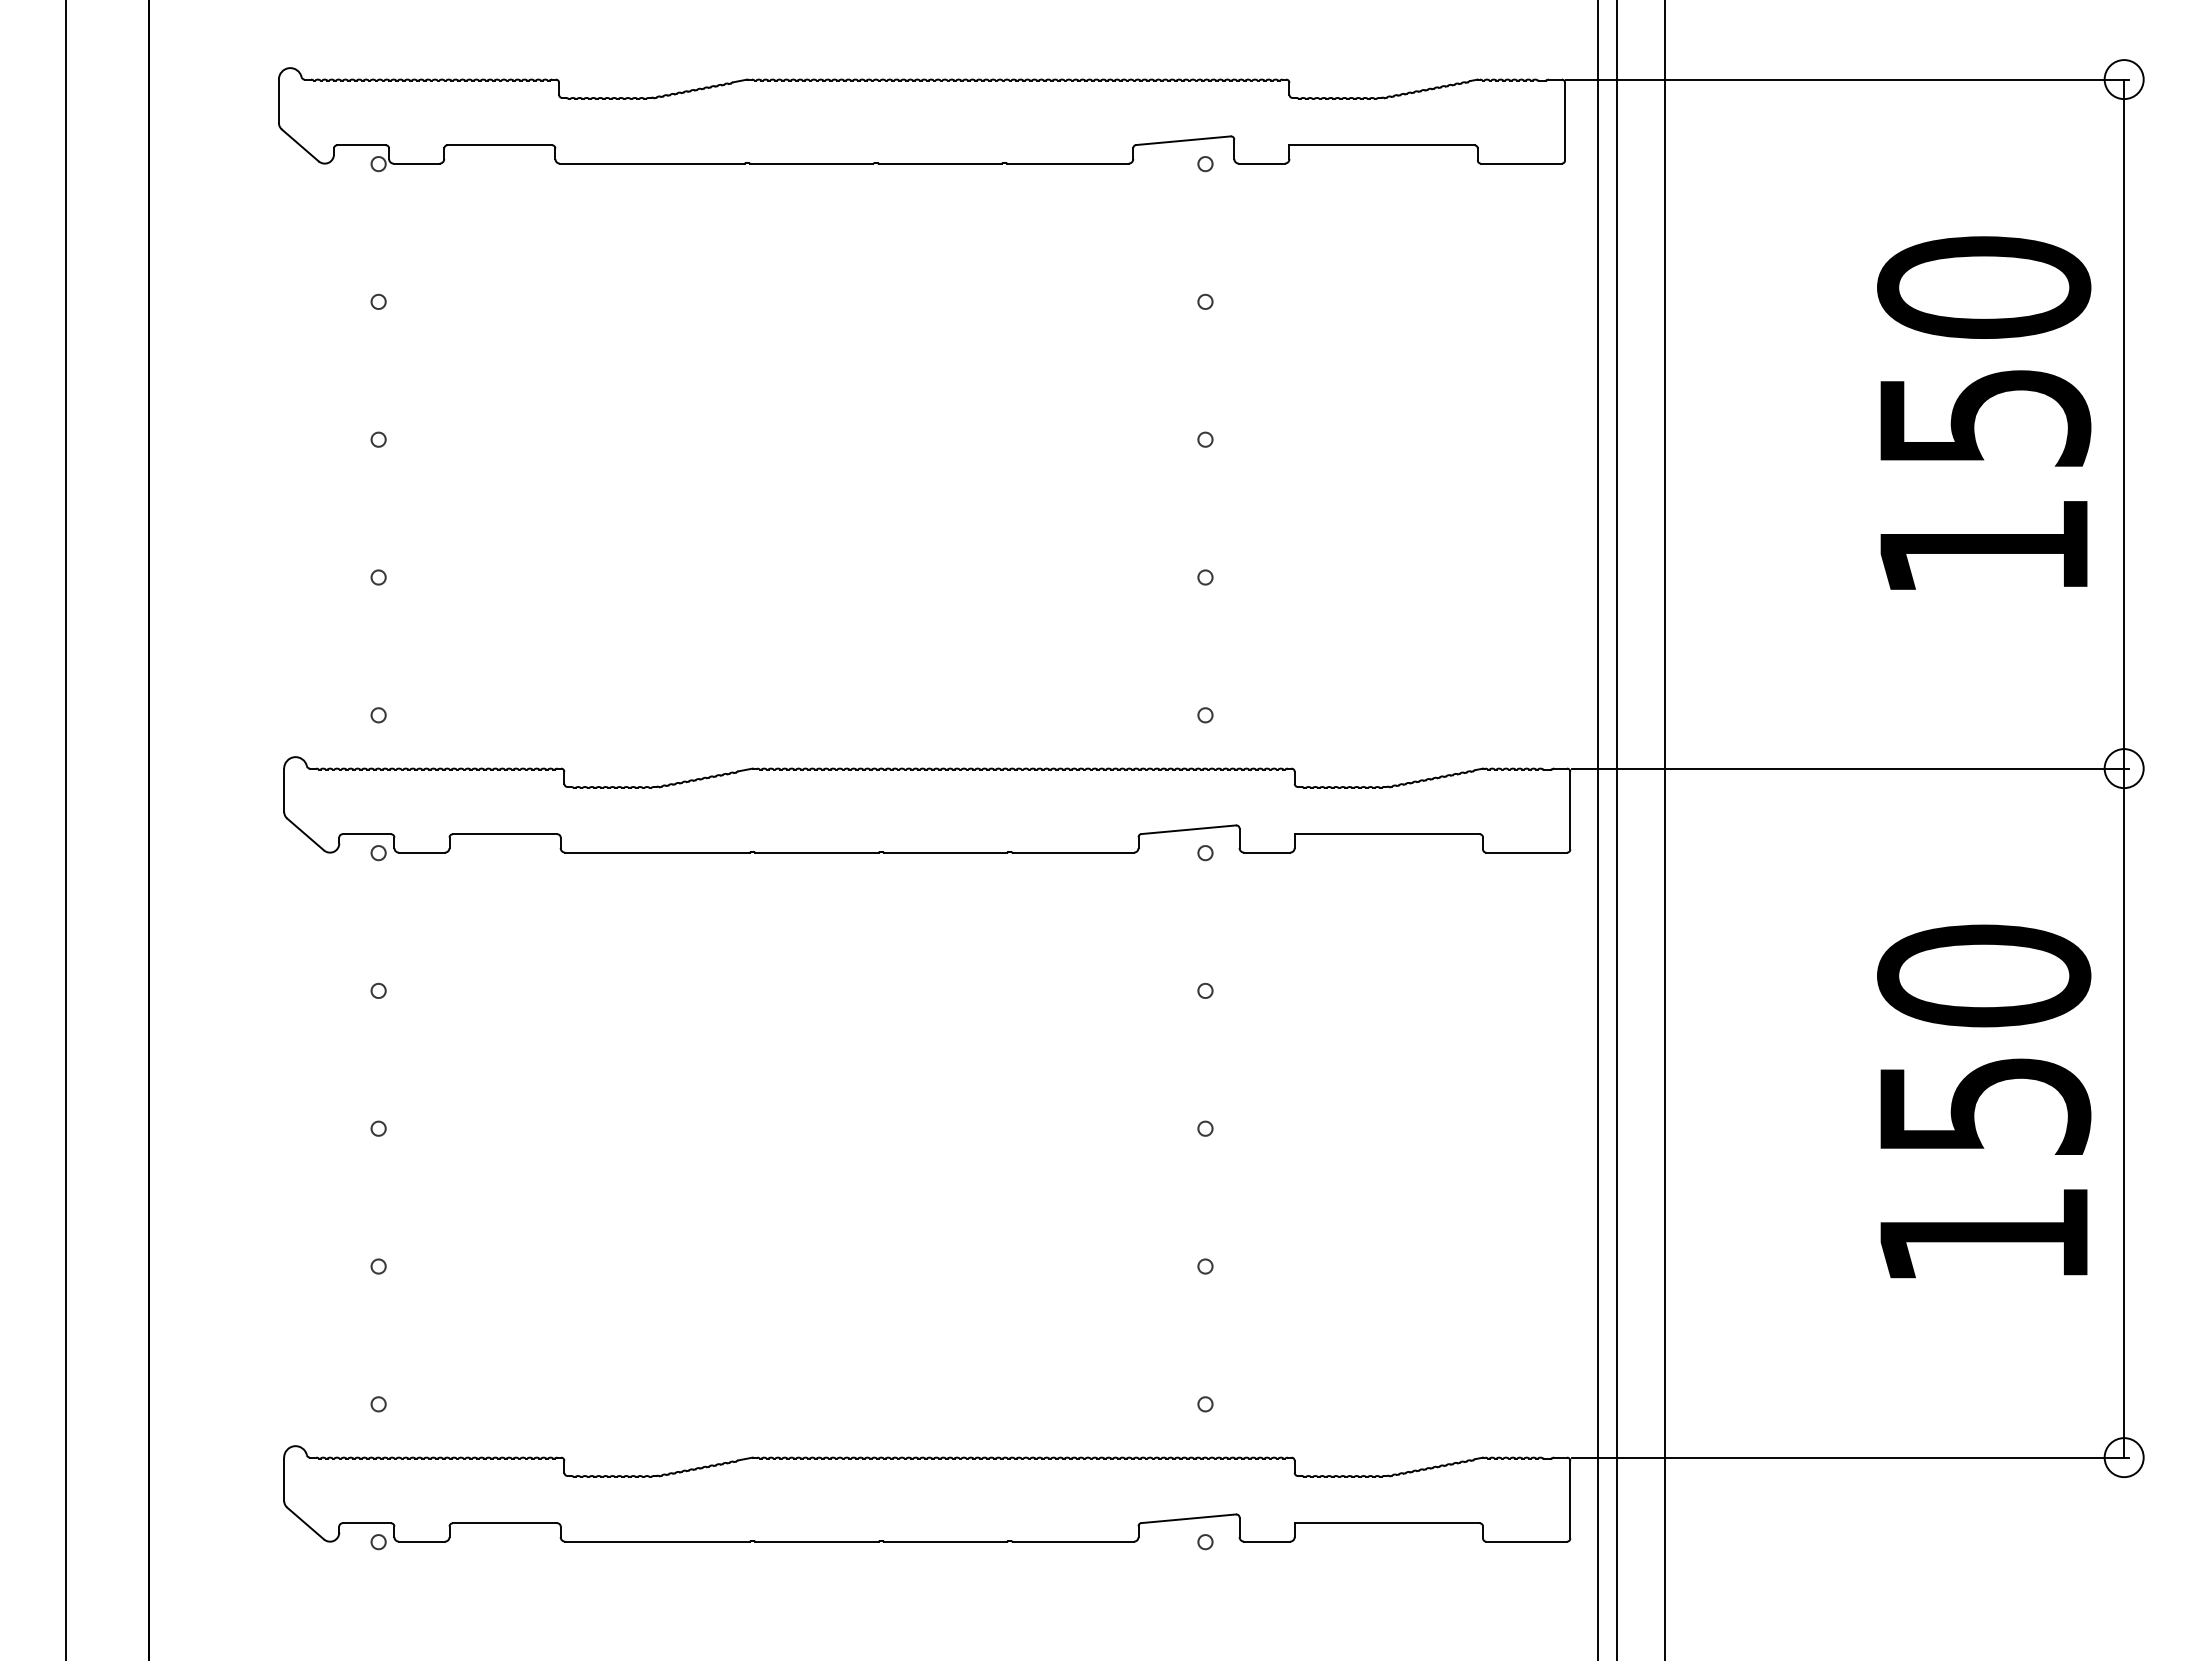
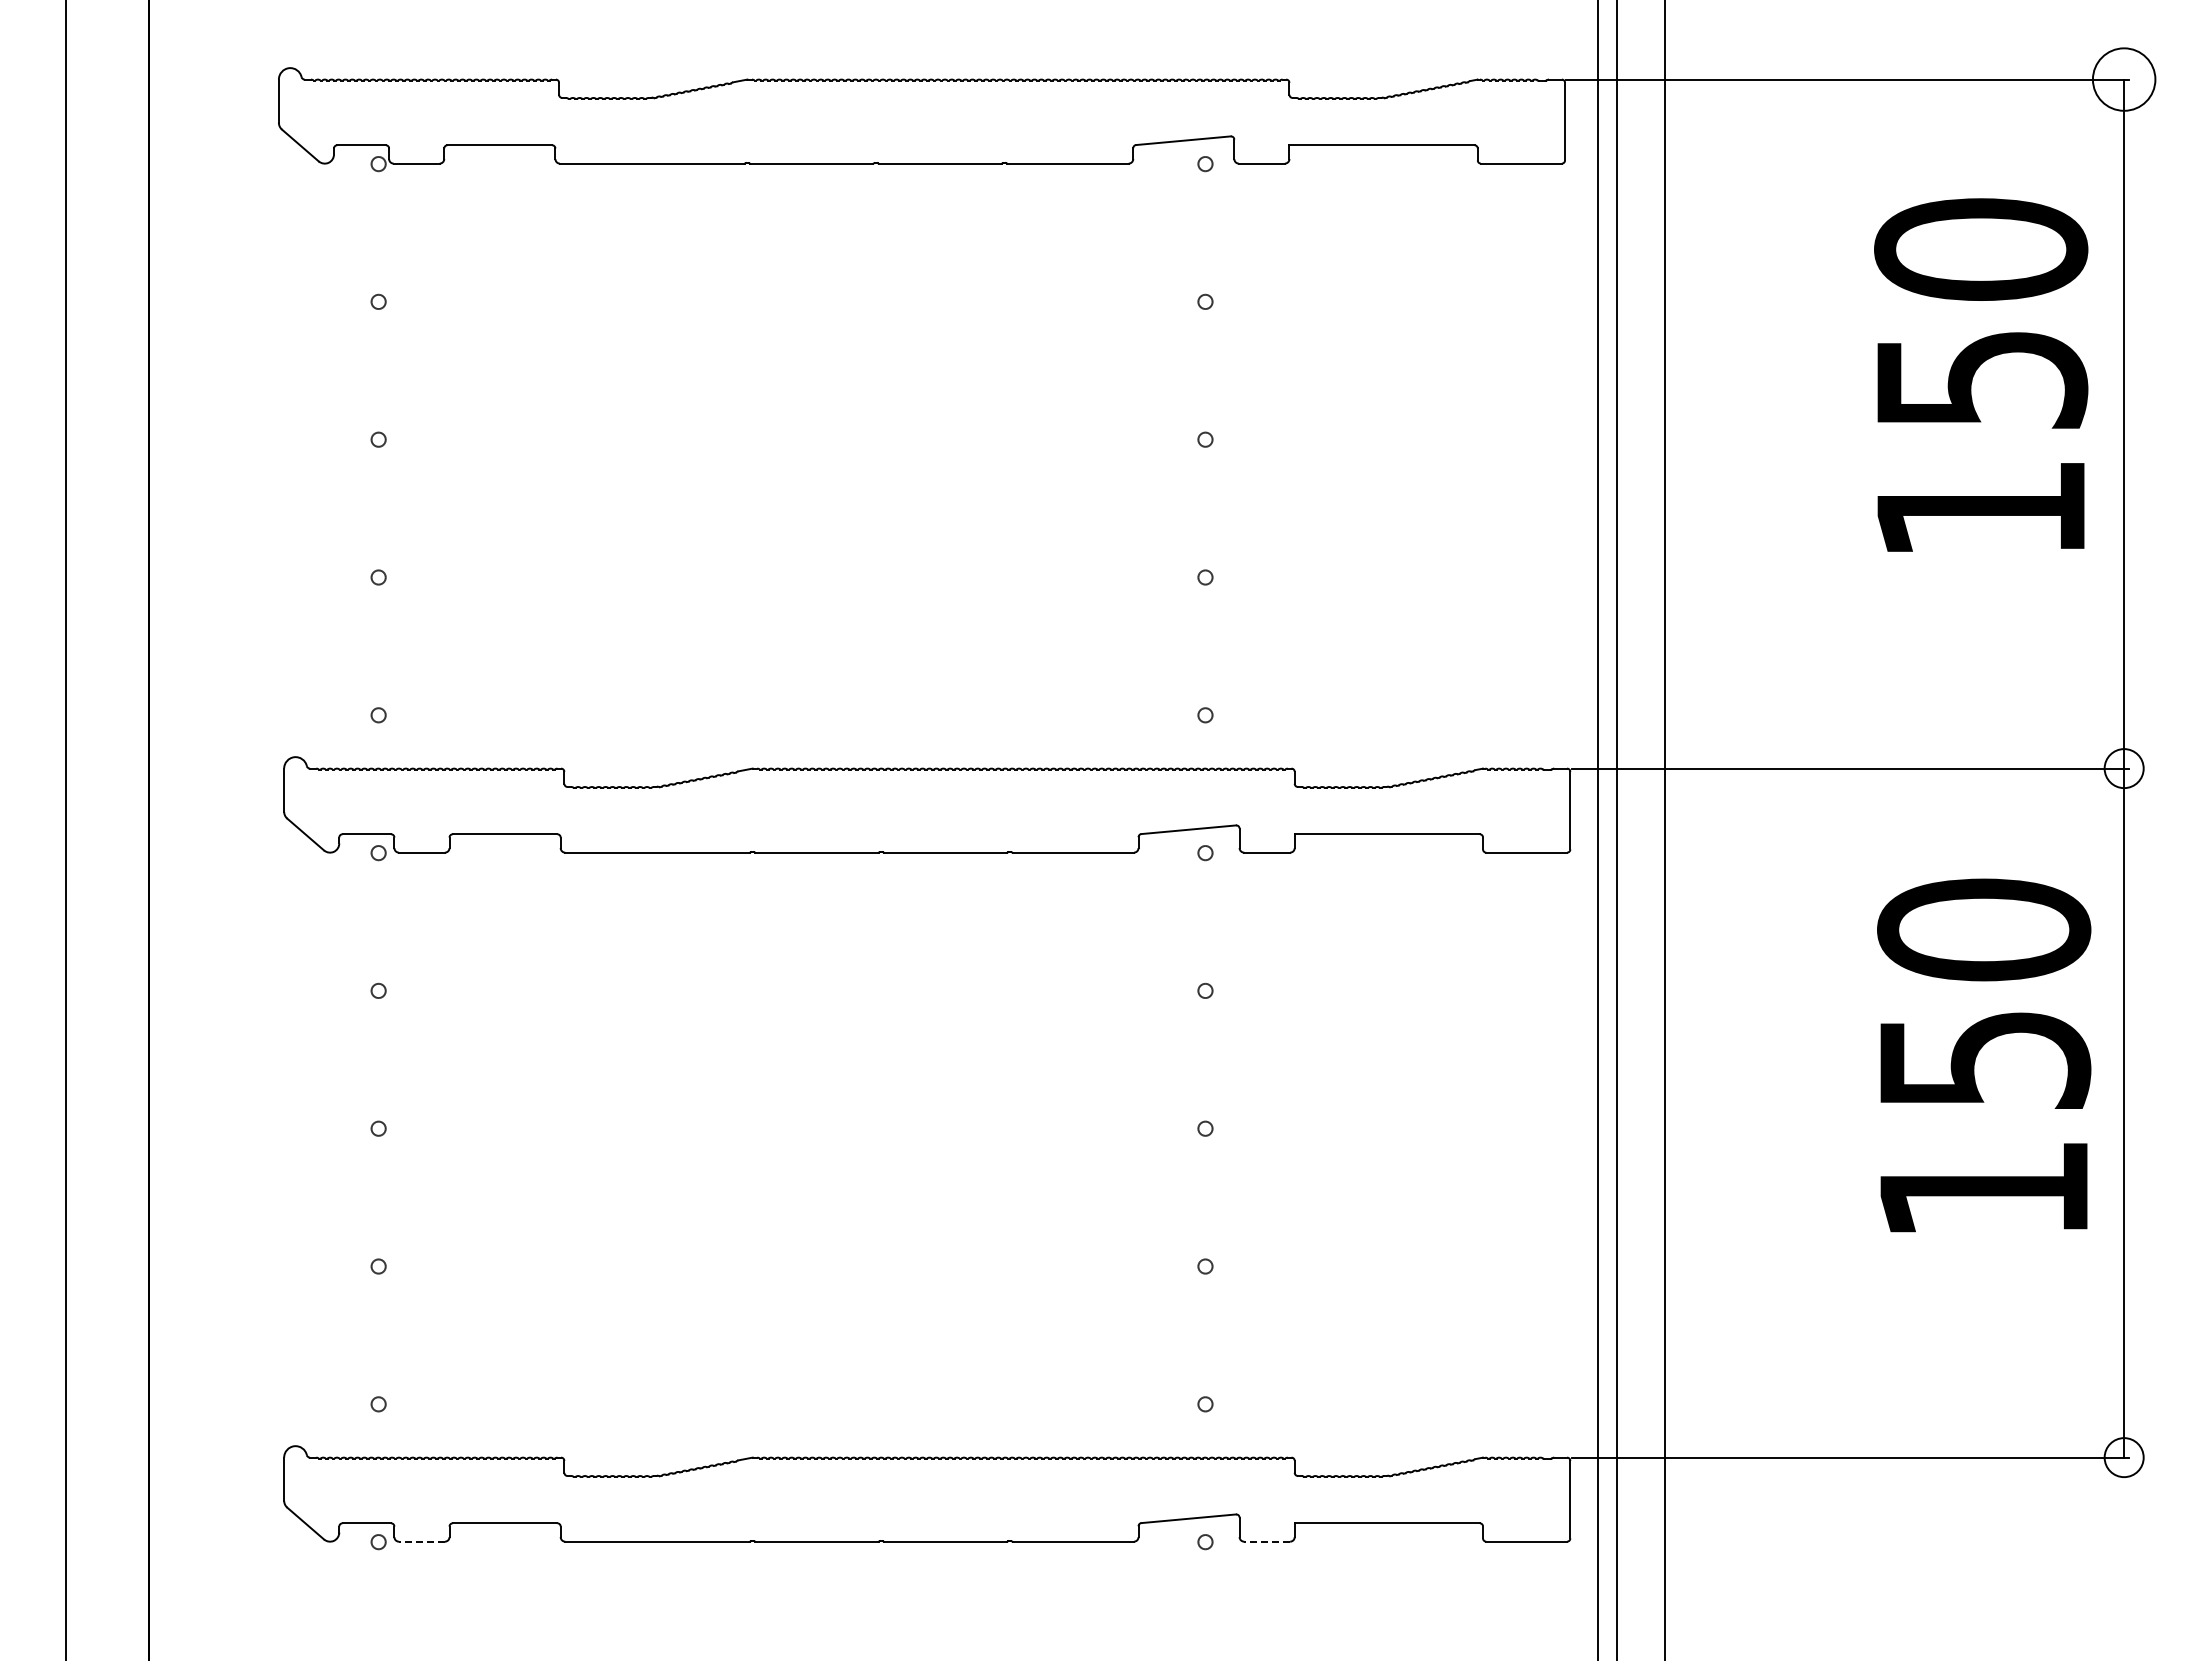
circle diameter: 39 px -> 62 px (2123, 79)
text position: (1984, 412) -> (1981, 374) (1981, 374)
text position: (1984, 1101) -> (1984, 1055) (1984, 1055)
line: solid -> dashed (421, 1541)
line: solid -> dashed (1267, 1541)
